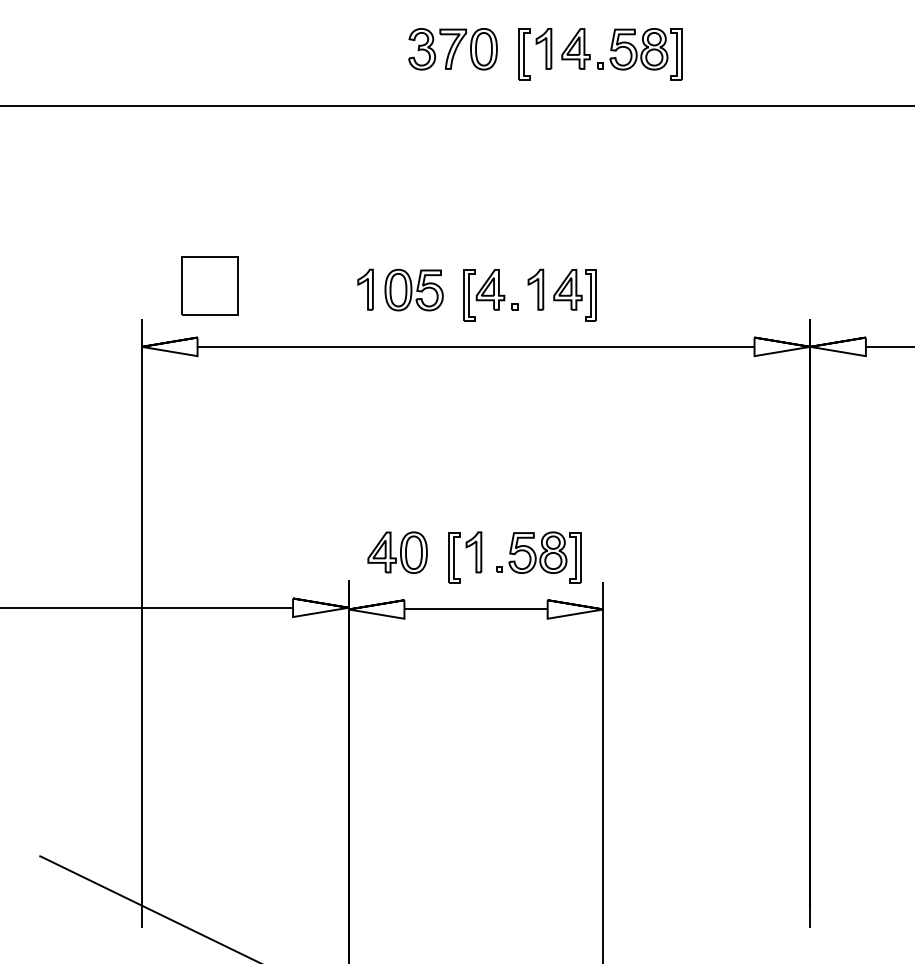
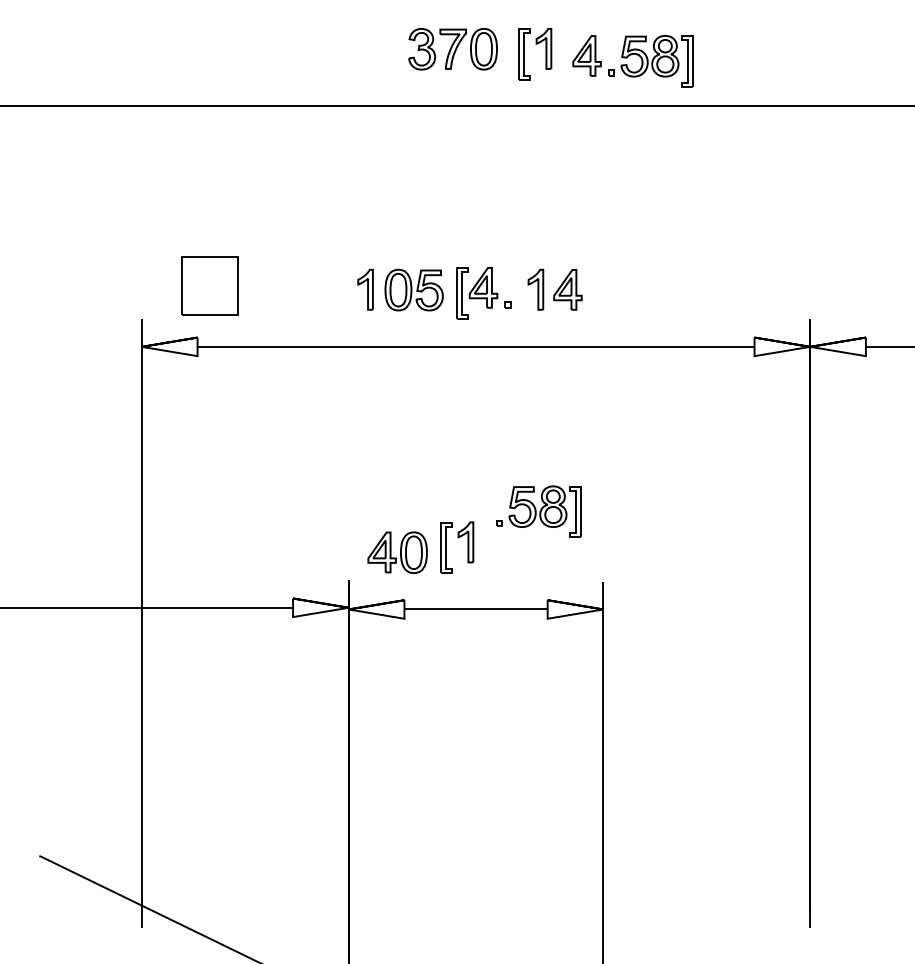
part position: (621, 54) -> (632, 61) (632, 61)
part position: (490, 295) -> (483, 293) (483, 293)
part: present -> none (590, 295)
part position: (465, 548) -> (457, 538) (457, 538)
part position: (538, 557) -> (538, 511) (538, 511)
